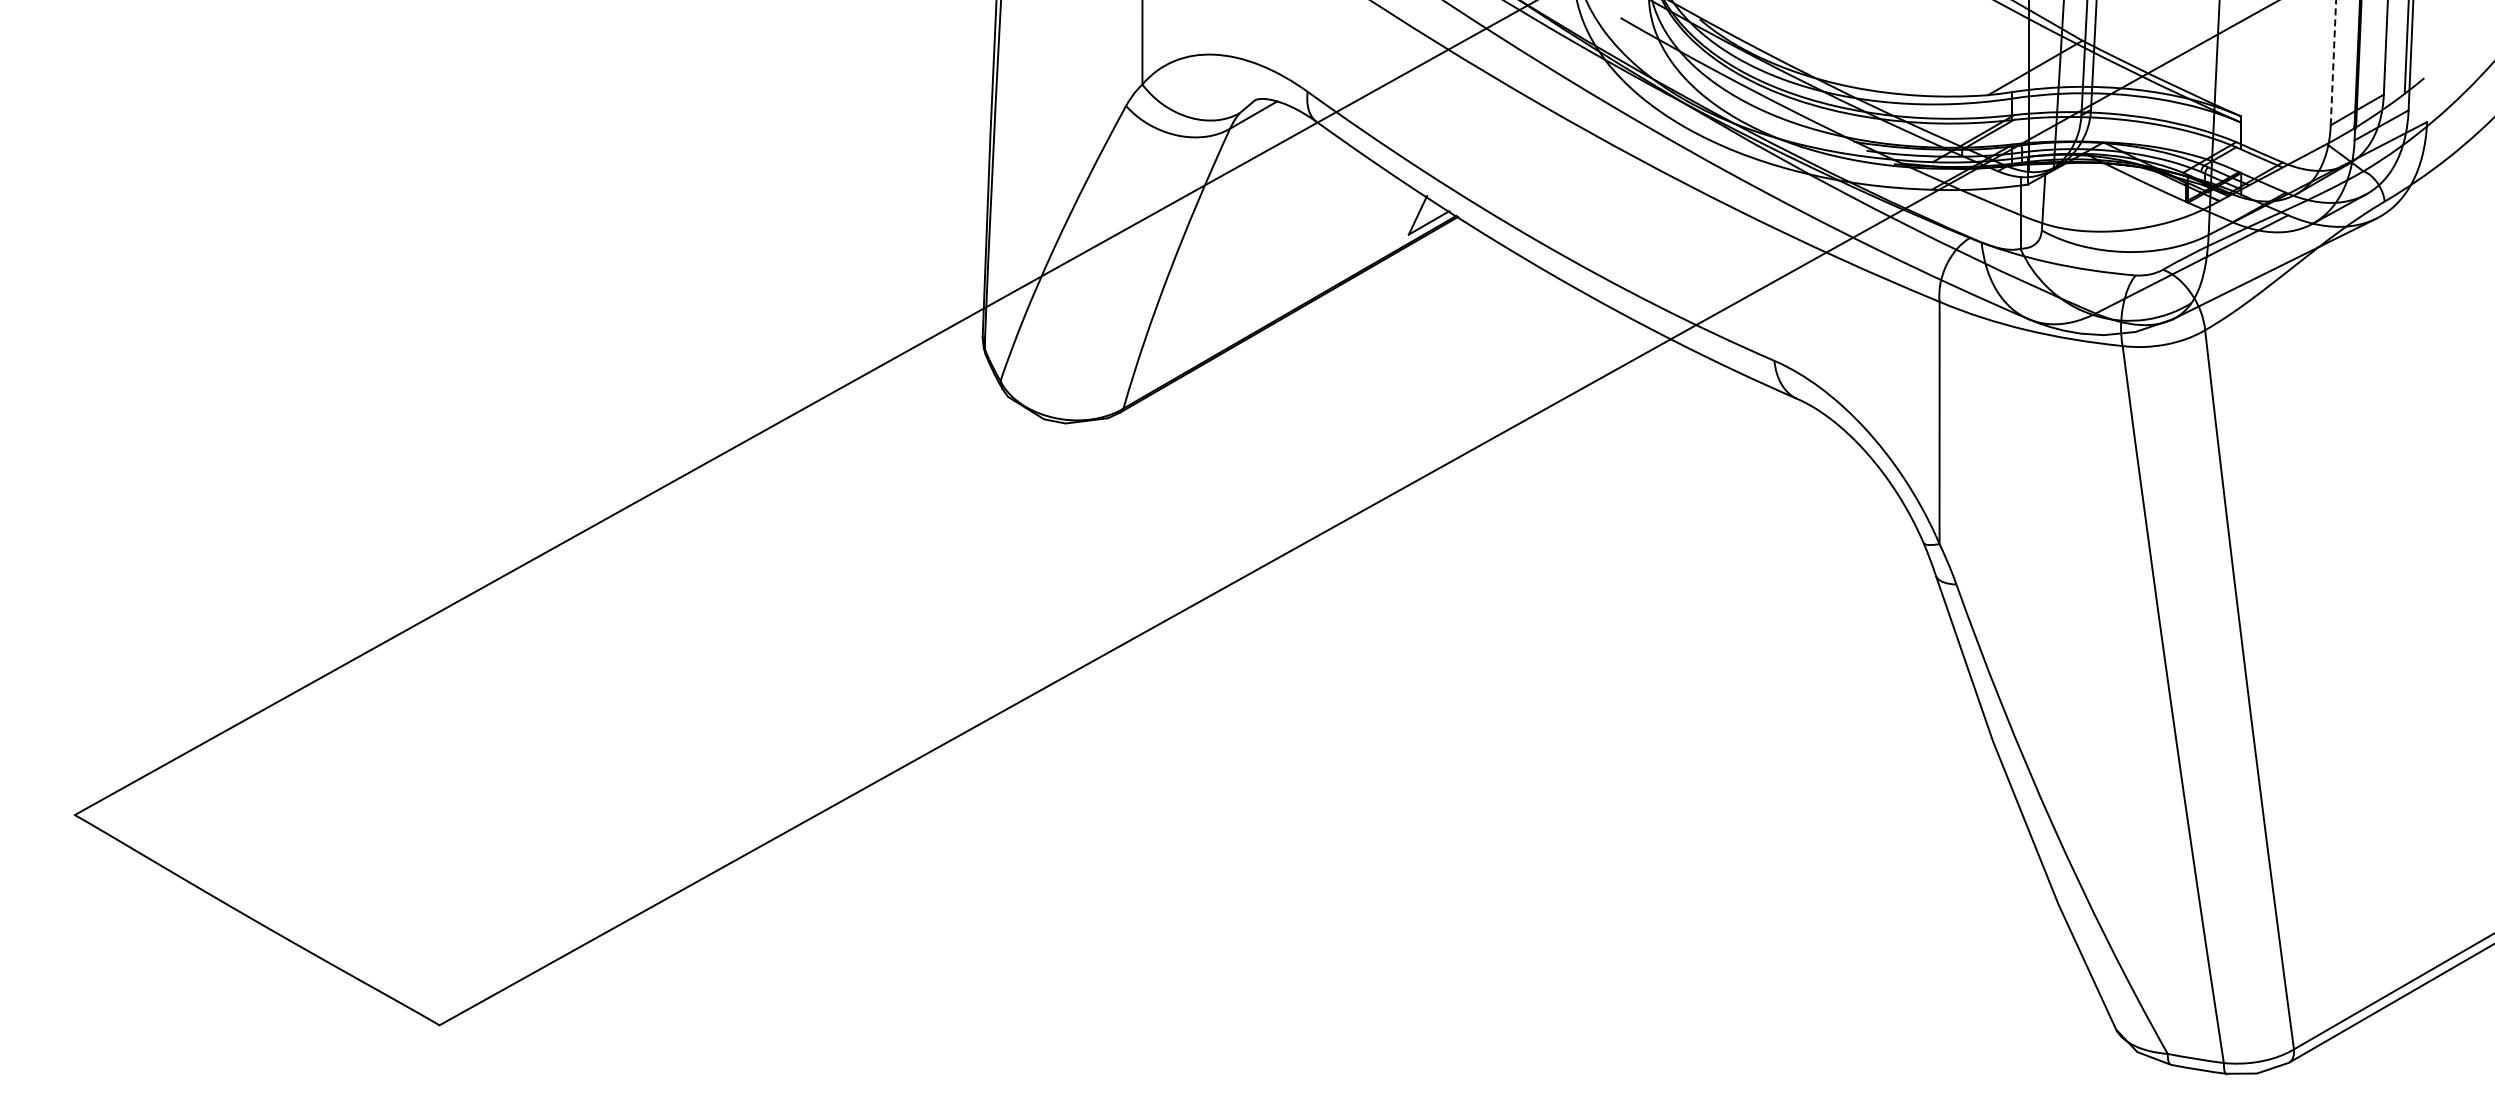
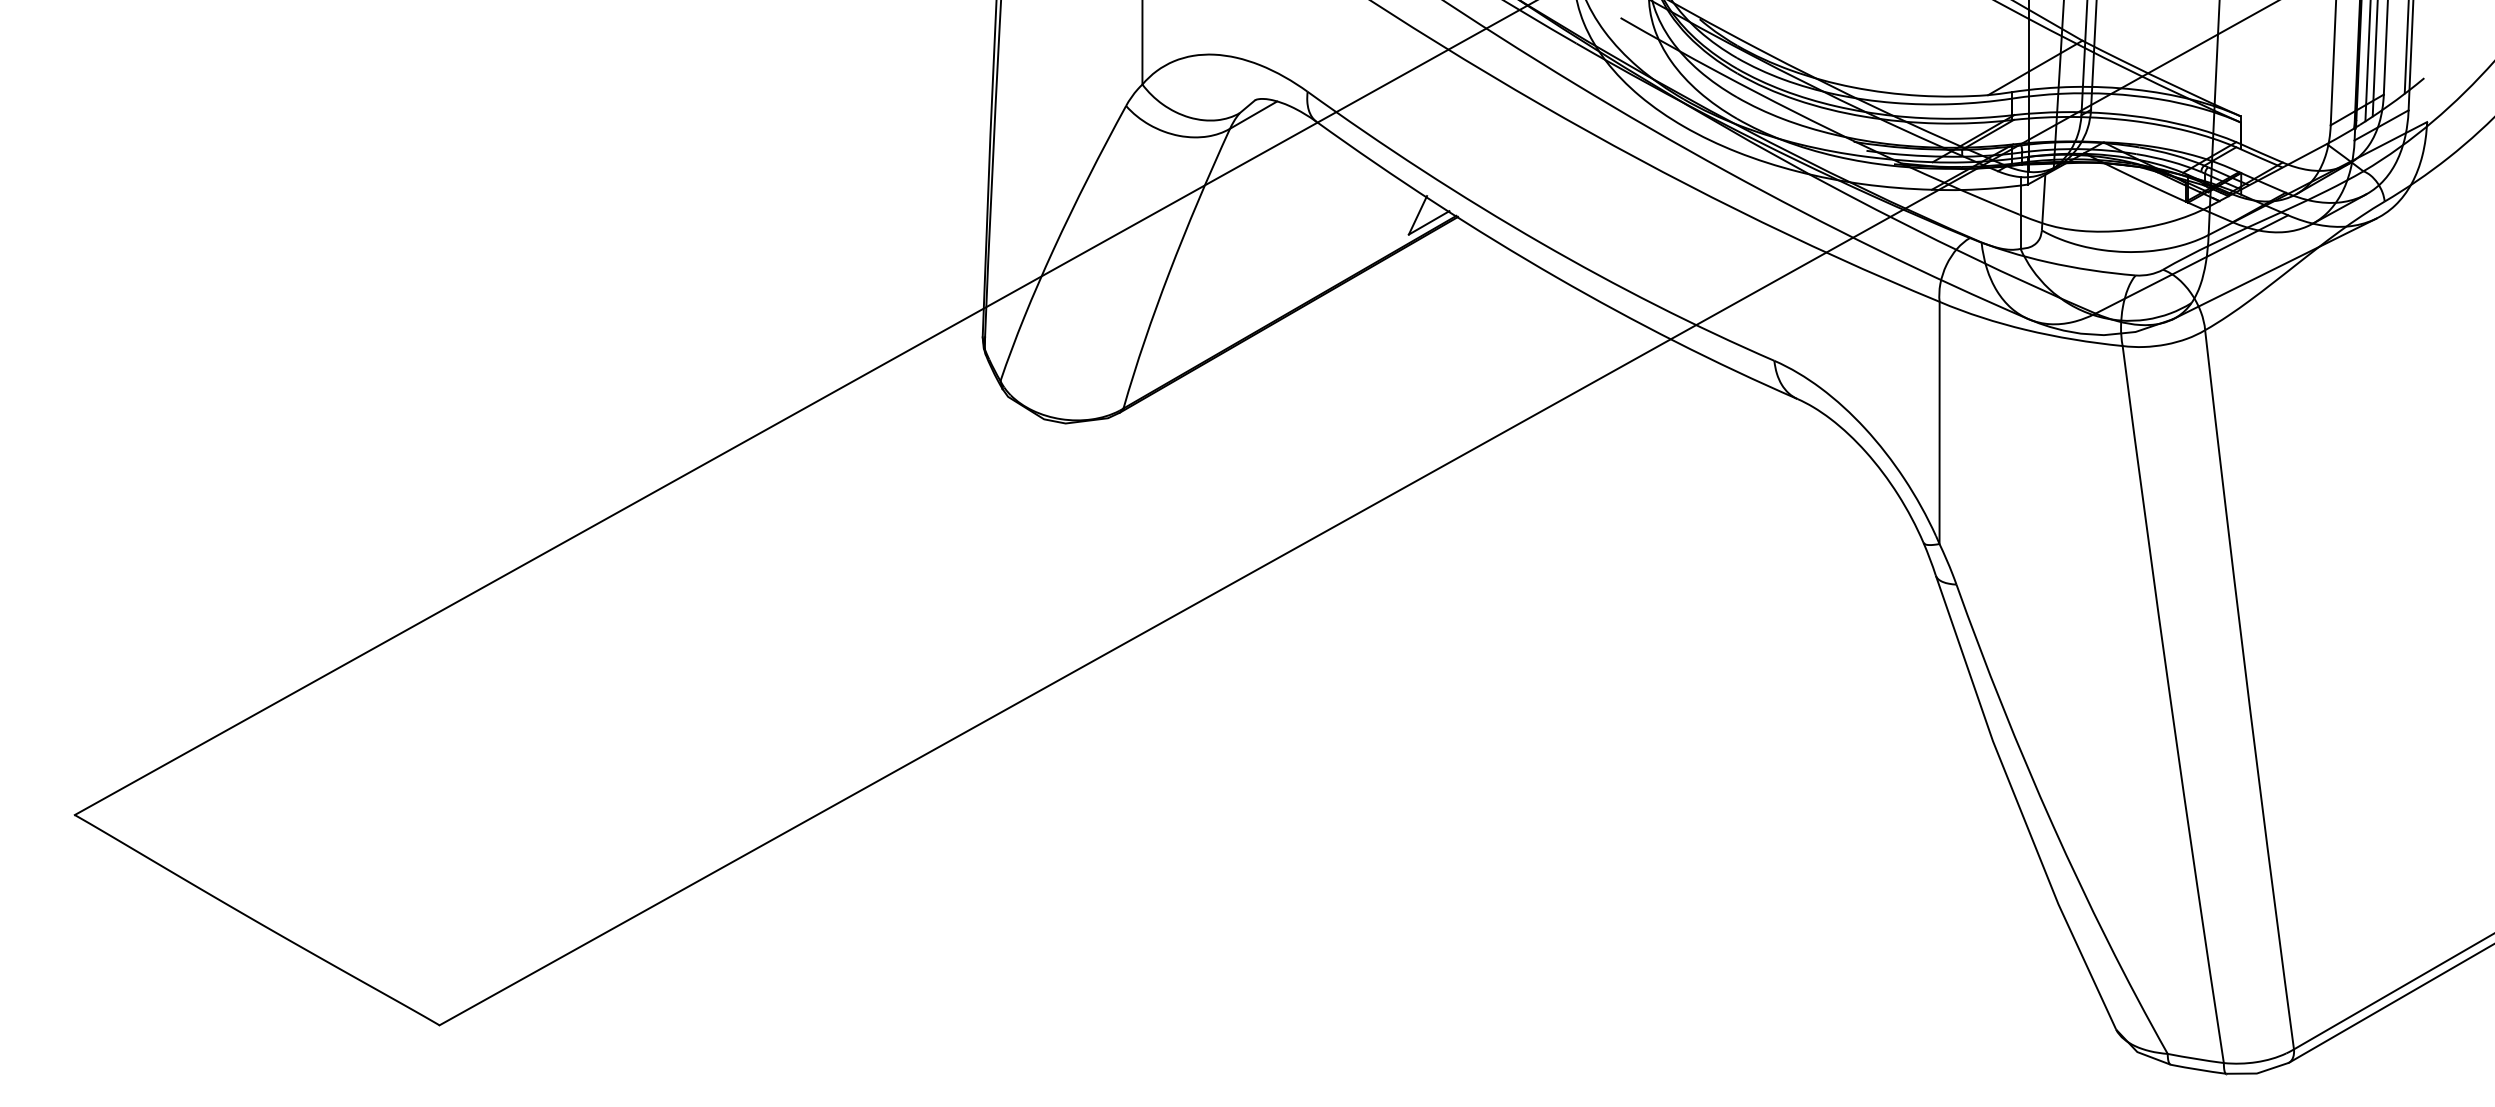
line: none -> present (2374, 59)
line: none -> present (2367, 61)
line: dashed -> solid (2333, 62)
